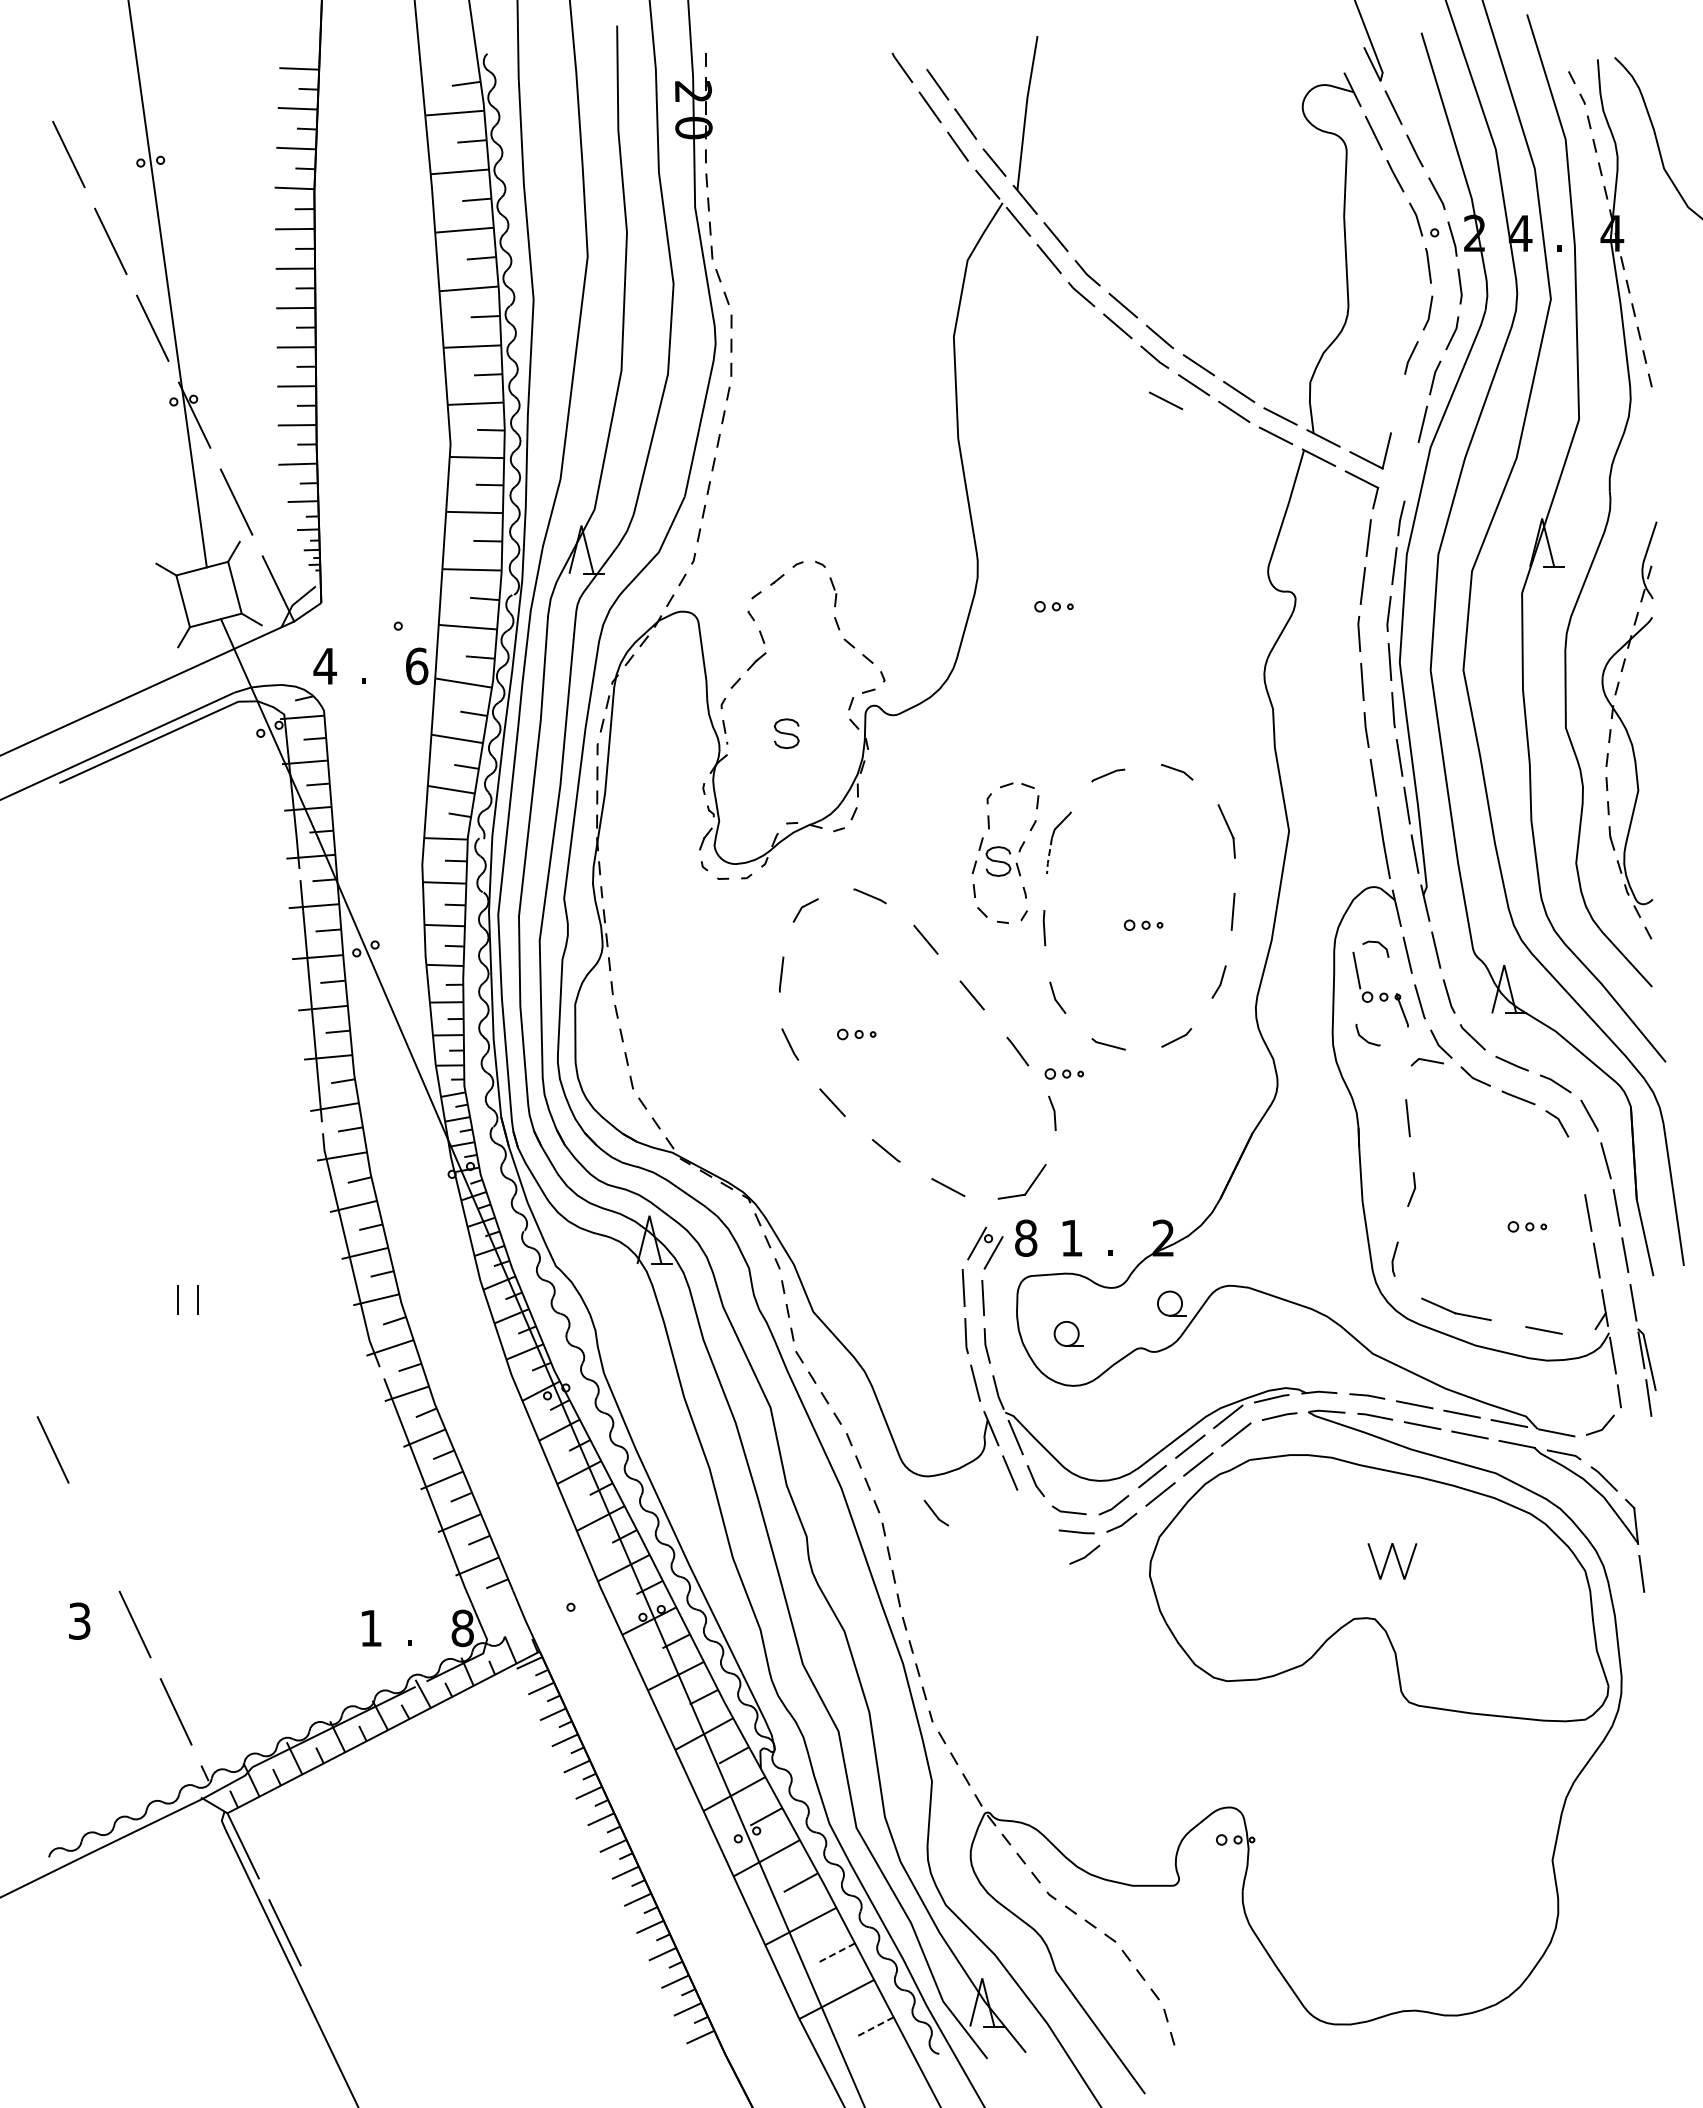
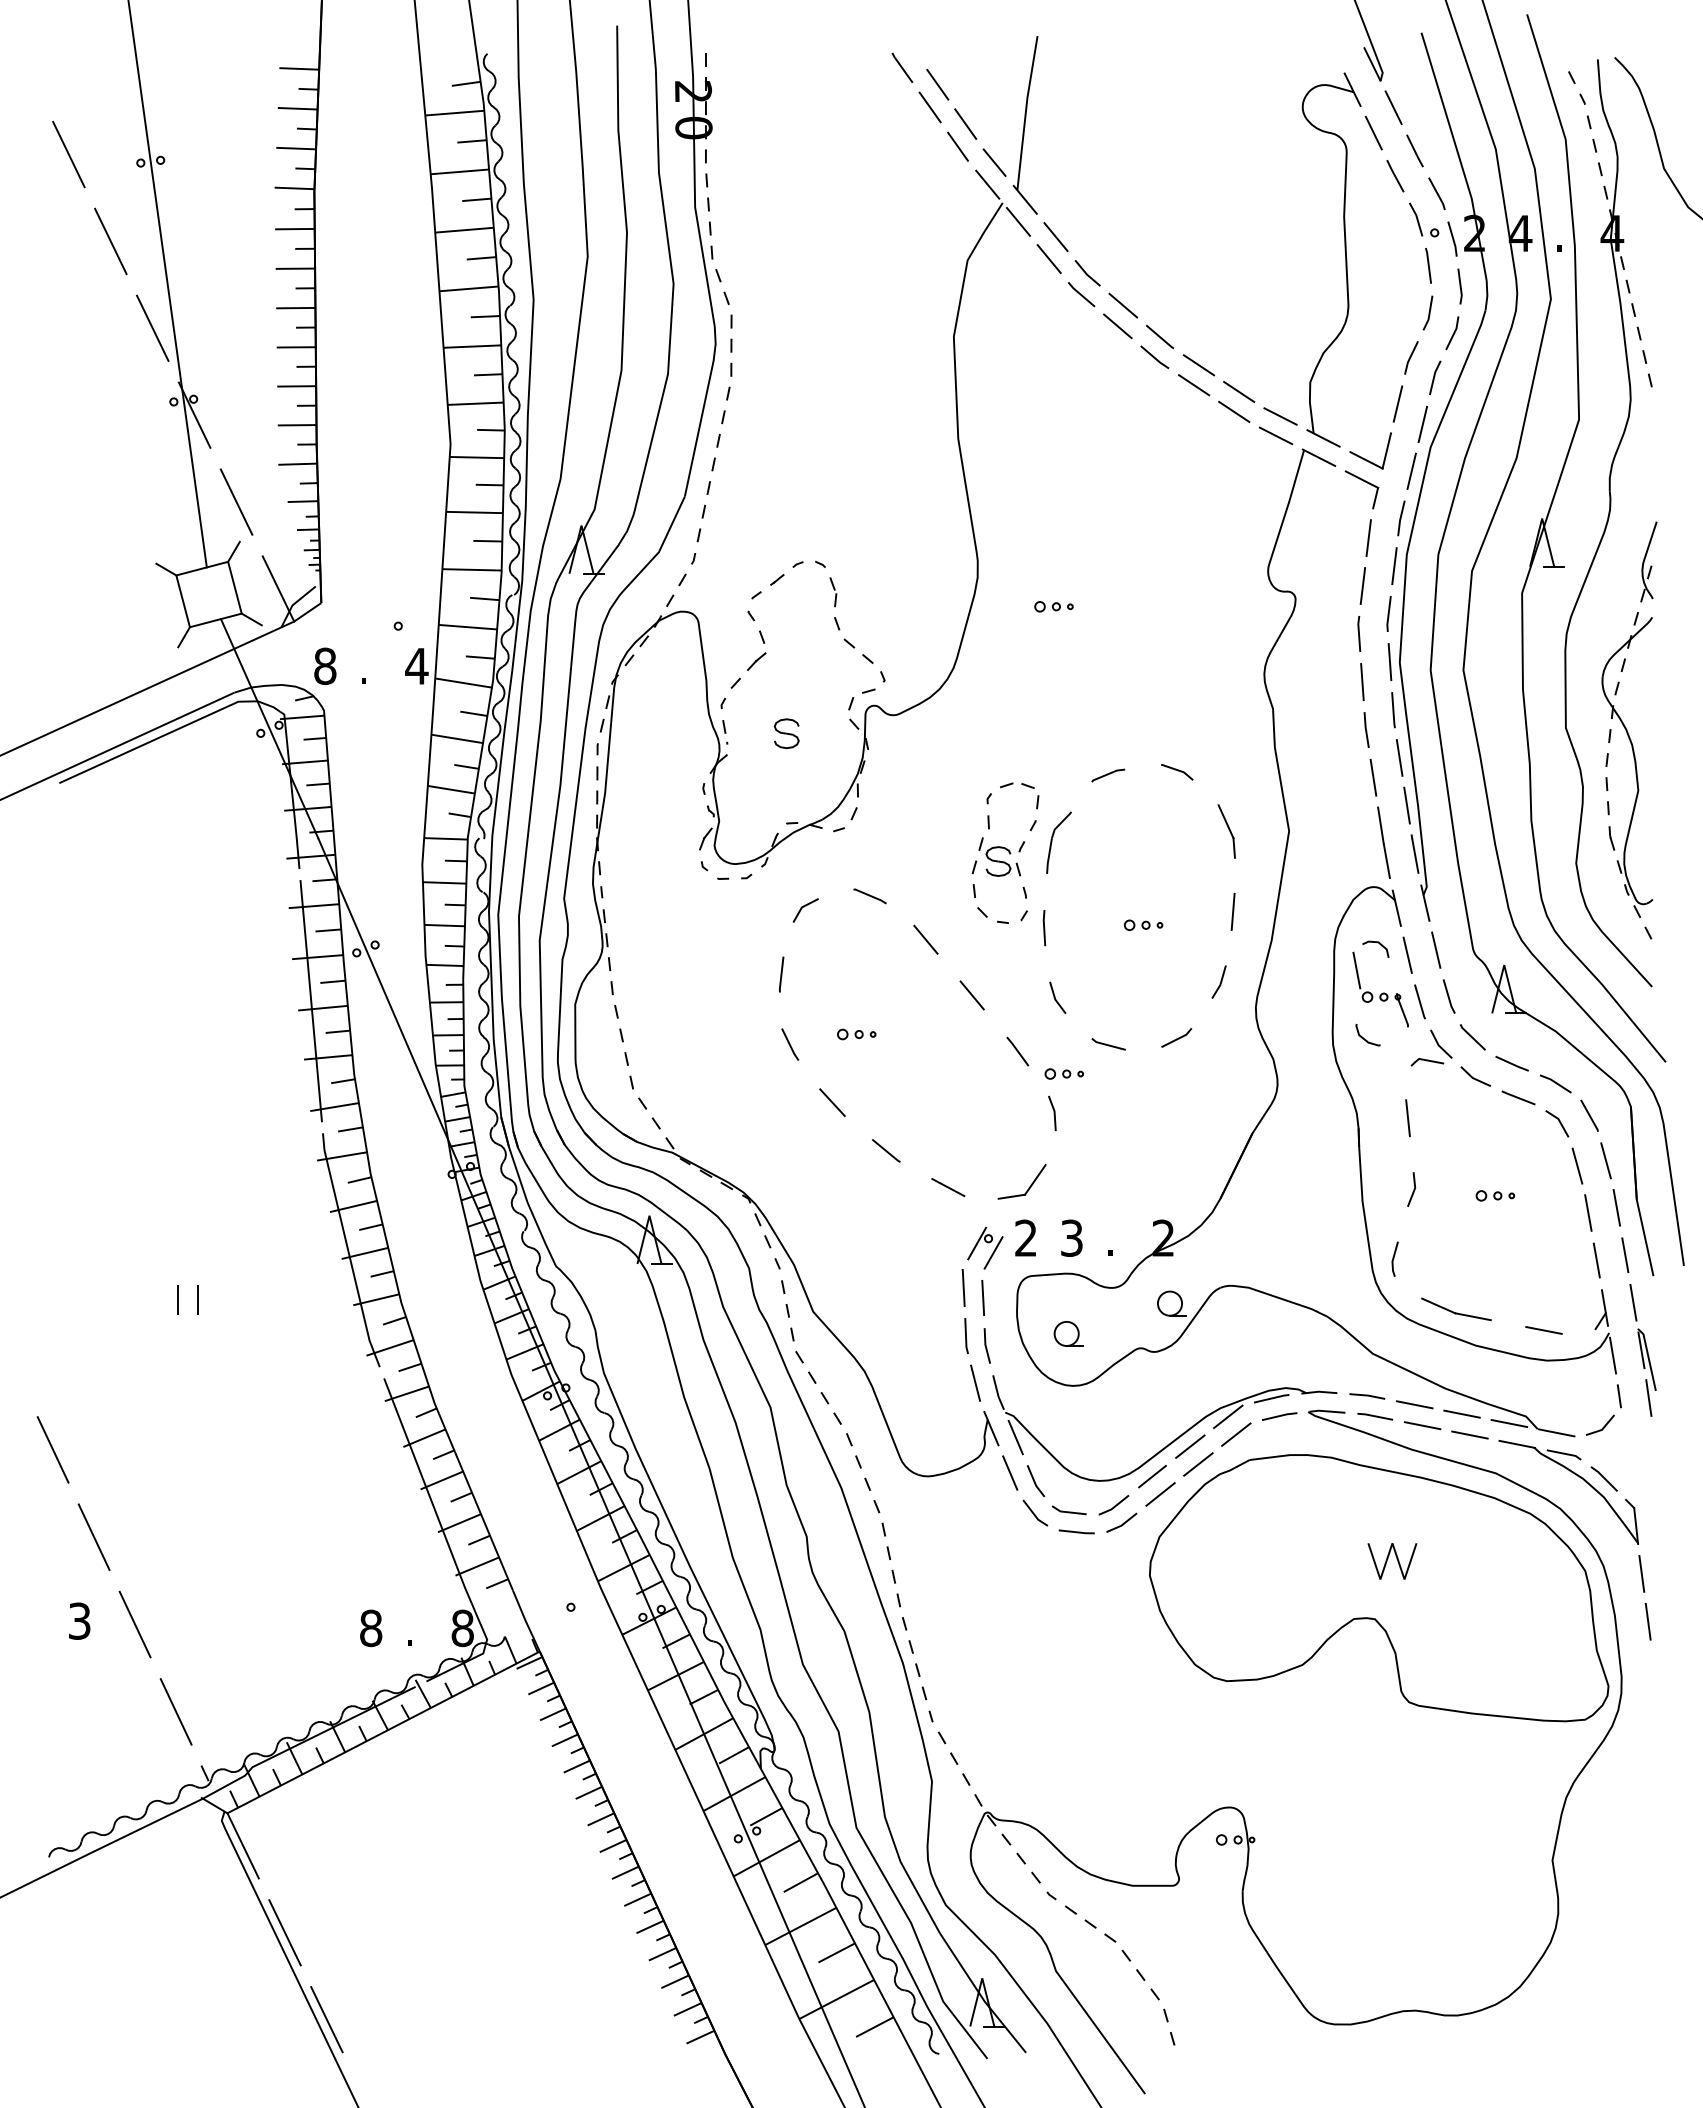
line: present -> none (1165, 400)
line: none -> present (1397, 403)
line: none -> present (1411, 470)
text: 4 -> 8 (325, 666)
text: 6 -> 4 (416, 666)
line: dashed -> solid (1048, 856)
line: none -> present (1577, 1165)
part position: (1527, 1226) -> (1495, 1195) (1495, 1195)
text: 8 -> 2 (1026, 1237)
text: 1 -> 3 (1071, 1237)
line position: (935, 1513) -> (1034, 1513) (1034, 1513)
line: none -> present (93, 1536)
line: present -> none (1085, 1555)
line: none -> present (1647, 1621)
text: 1 -> 8 (371, 1628)
line: dashed -> solid (836, 1952)
line: none -> present (326, 2019)
line: dashed -> solid (874, 2027)
